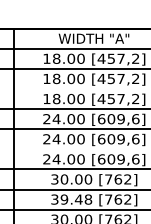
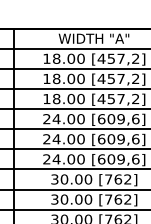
line: none -> present (74, 89)
line: none -> present (74, 149)
text: 39.48 -> 30.00 (76, 199)
